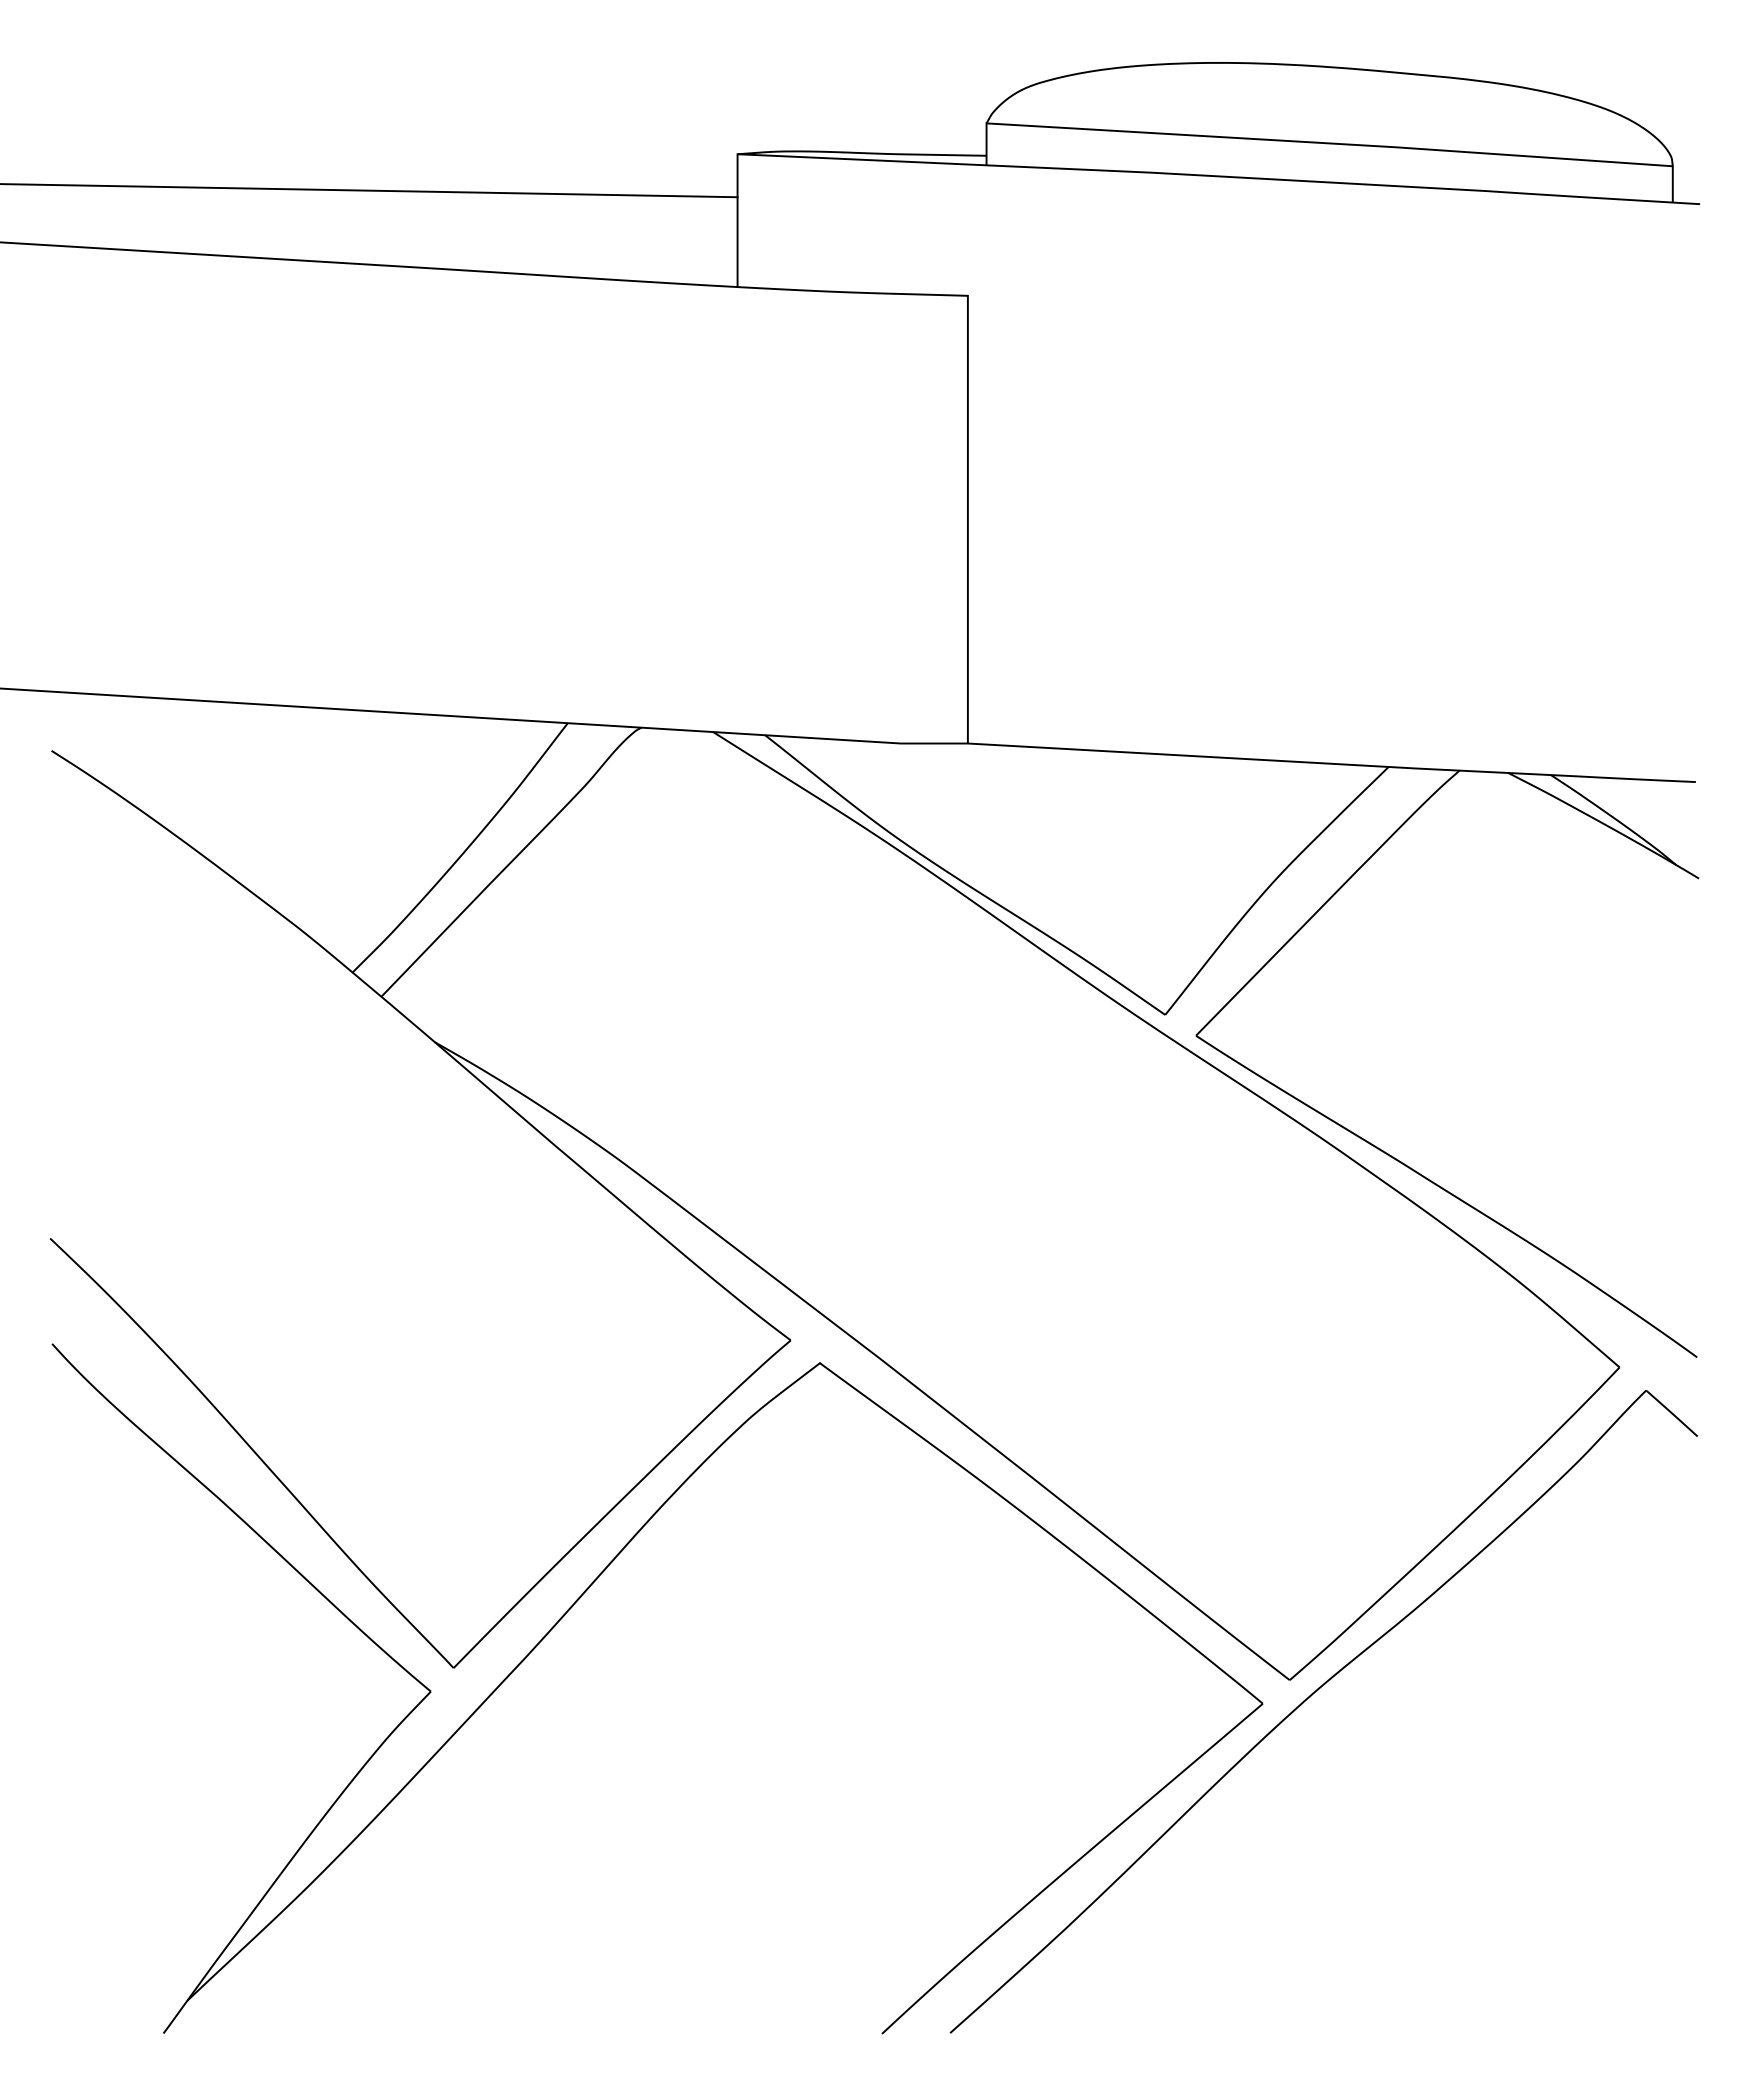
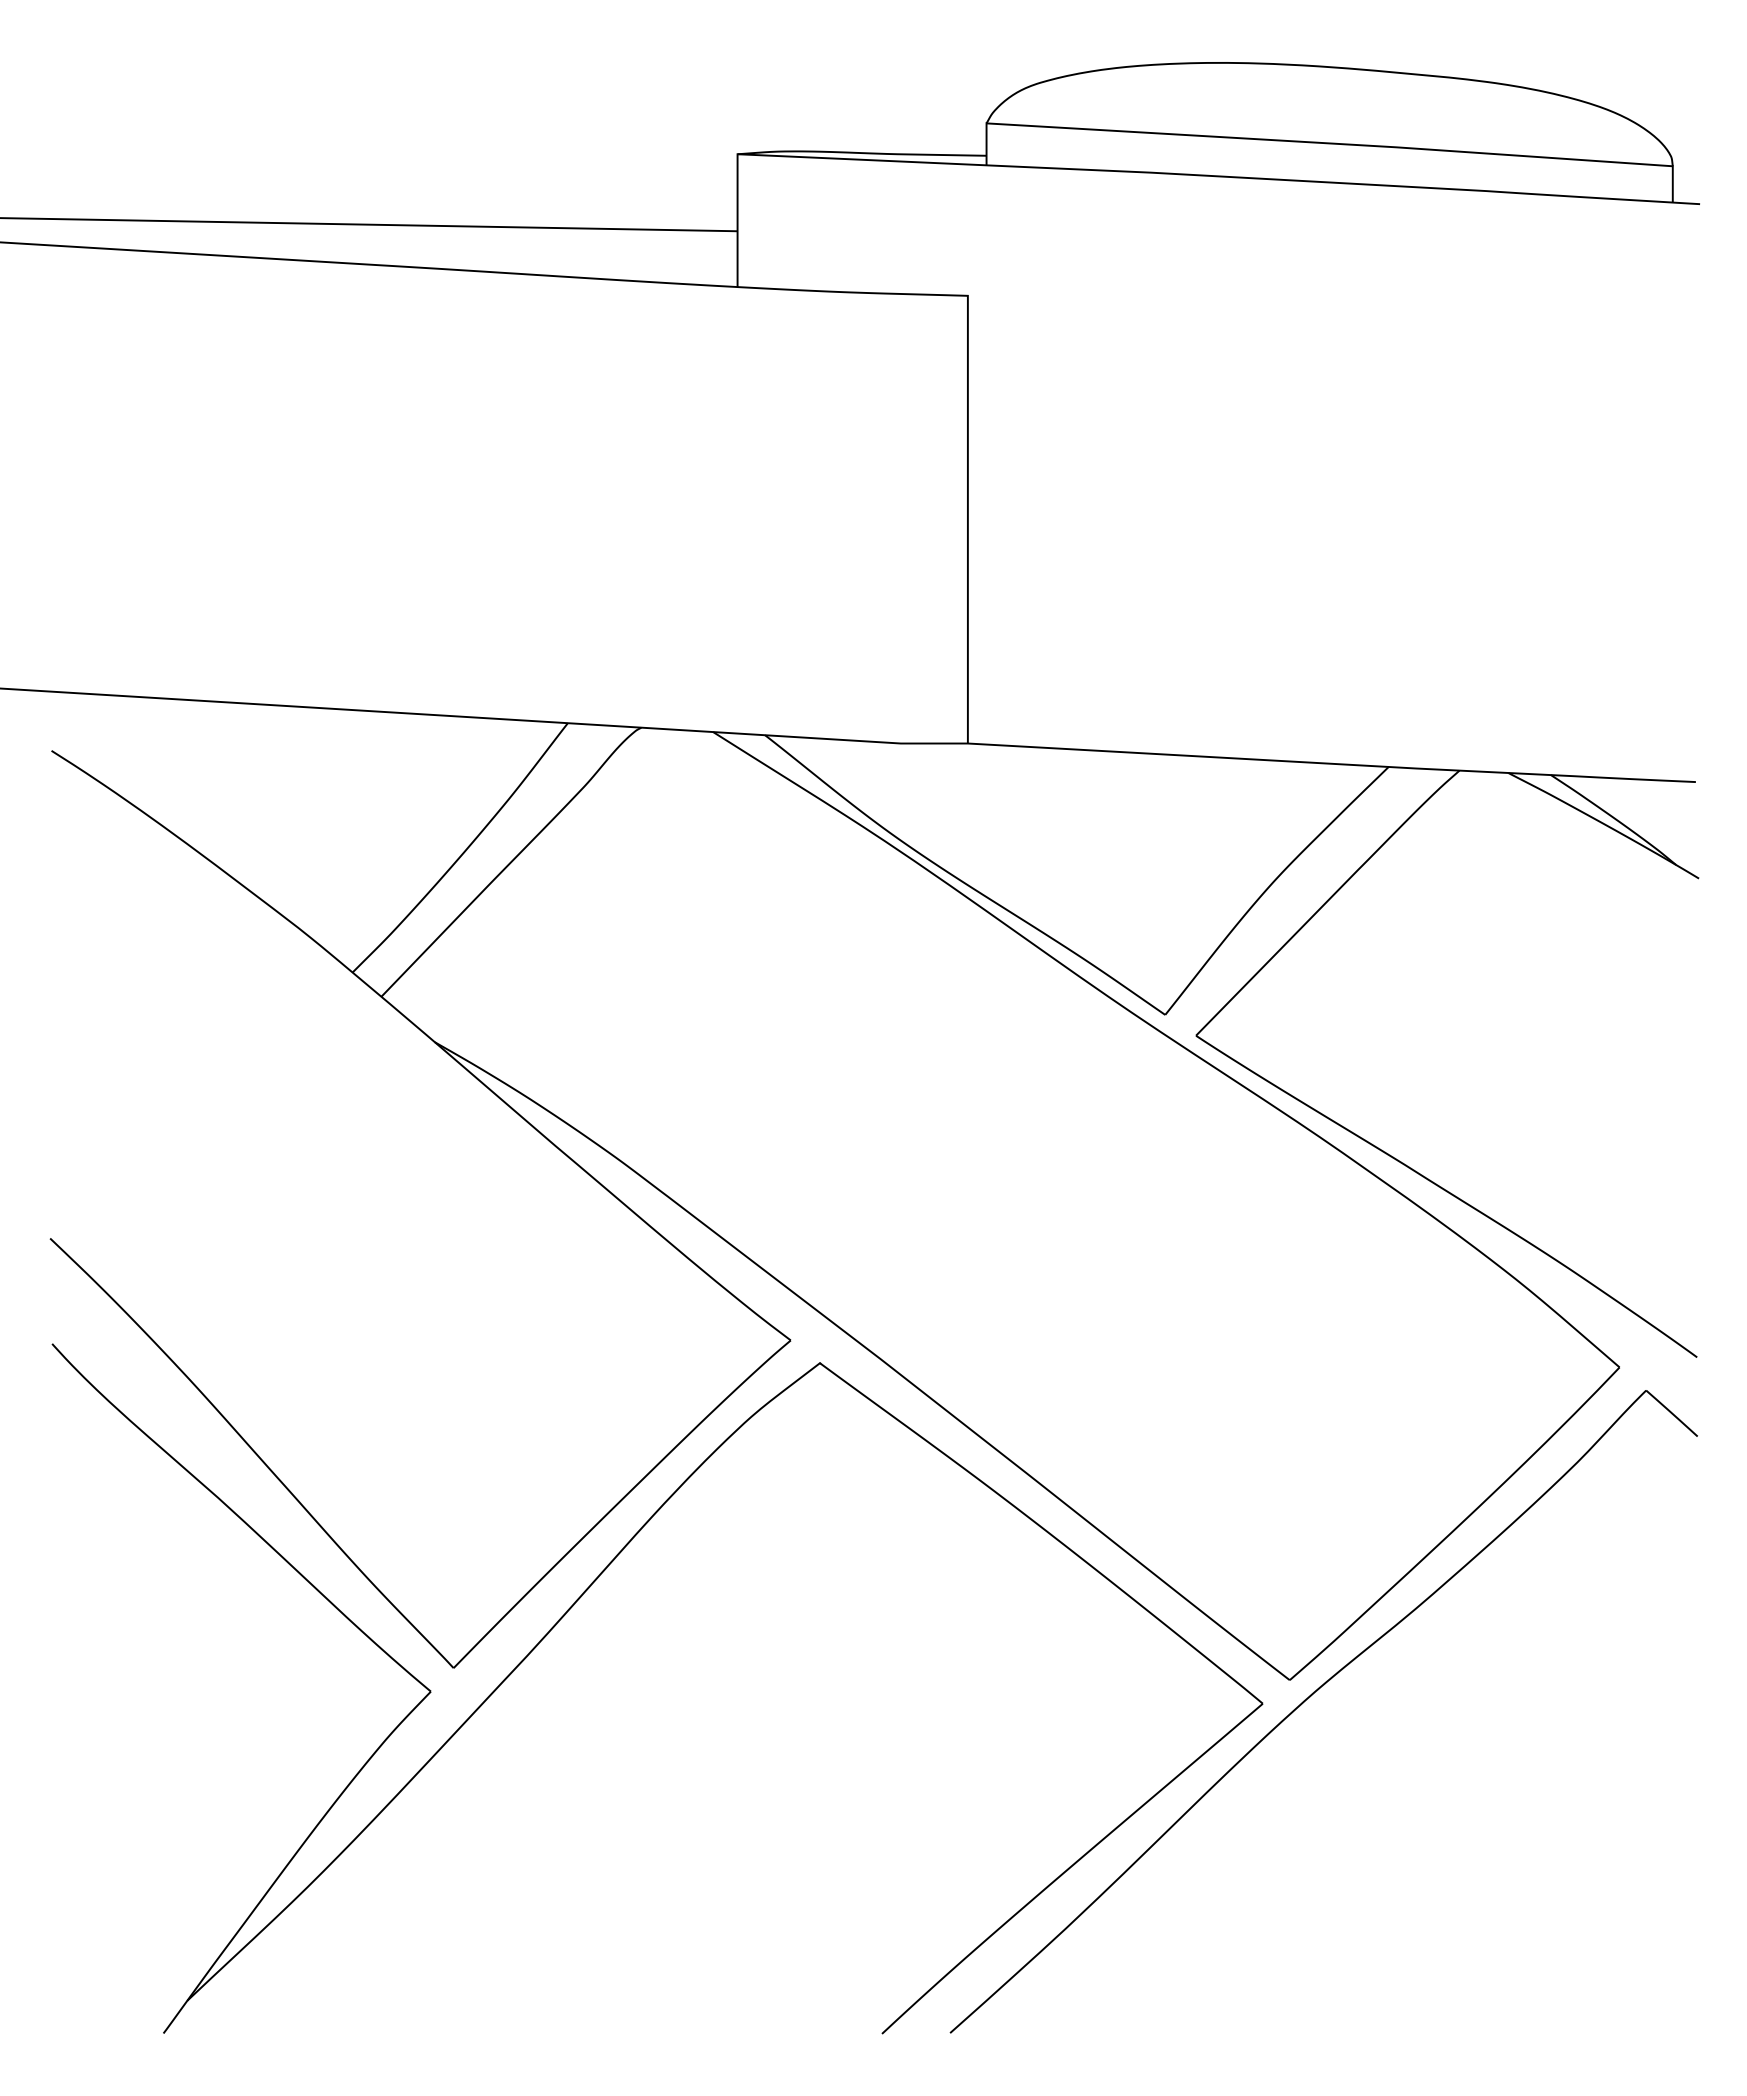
line position: (369, 190) -> (369, 224) (369, 224)
